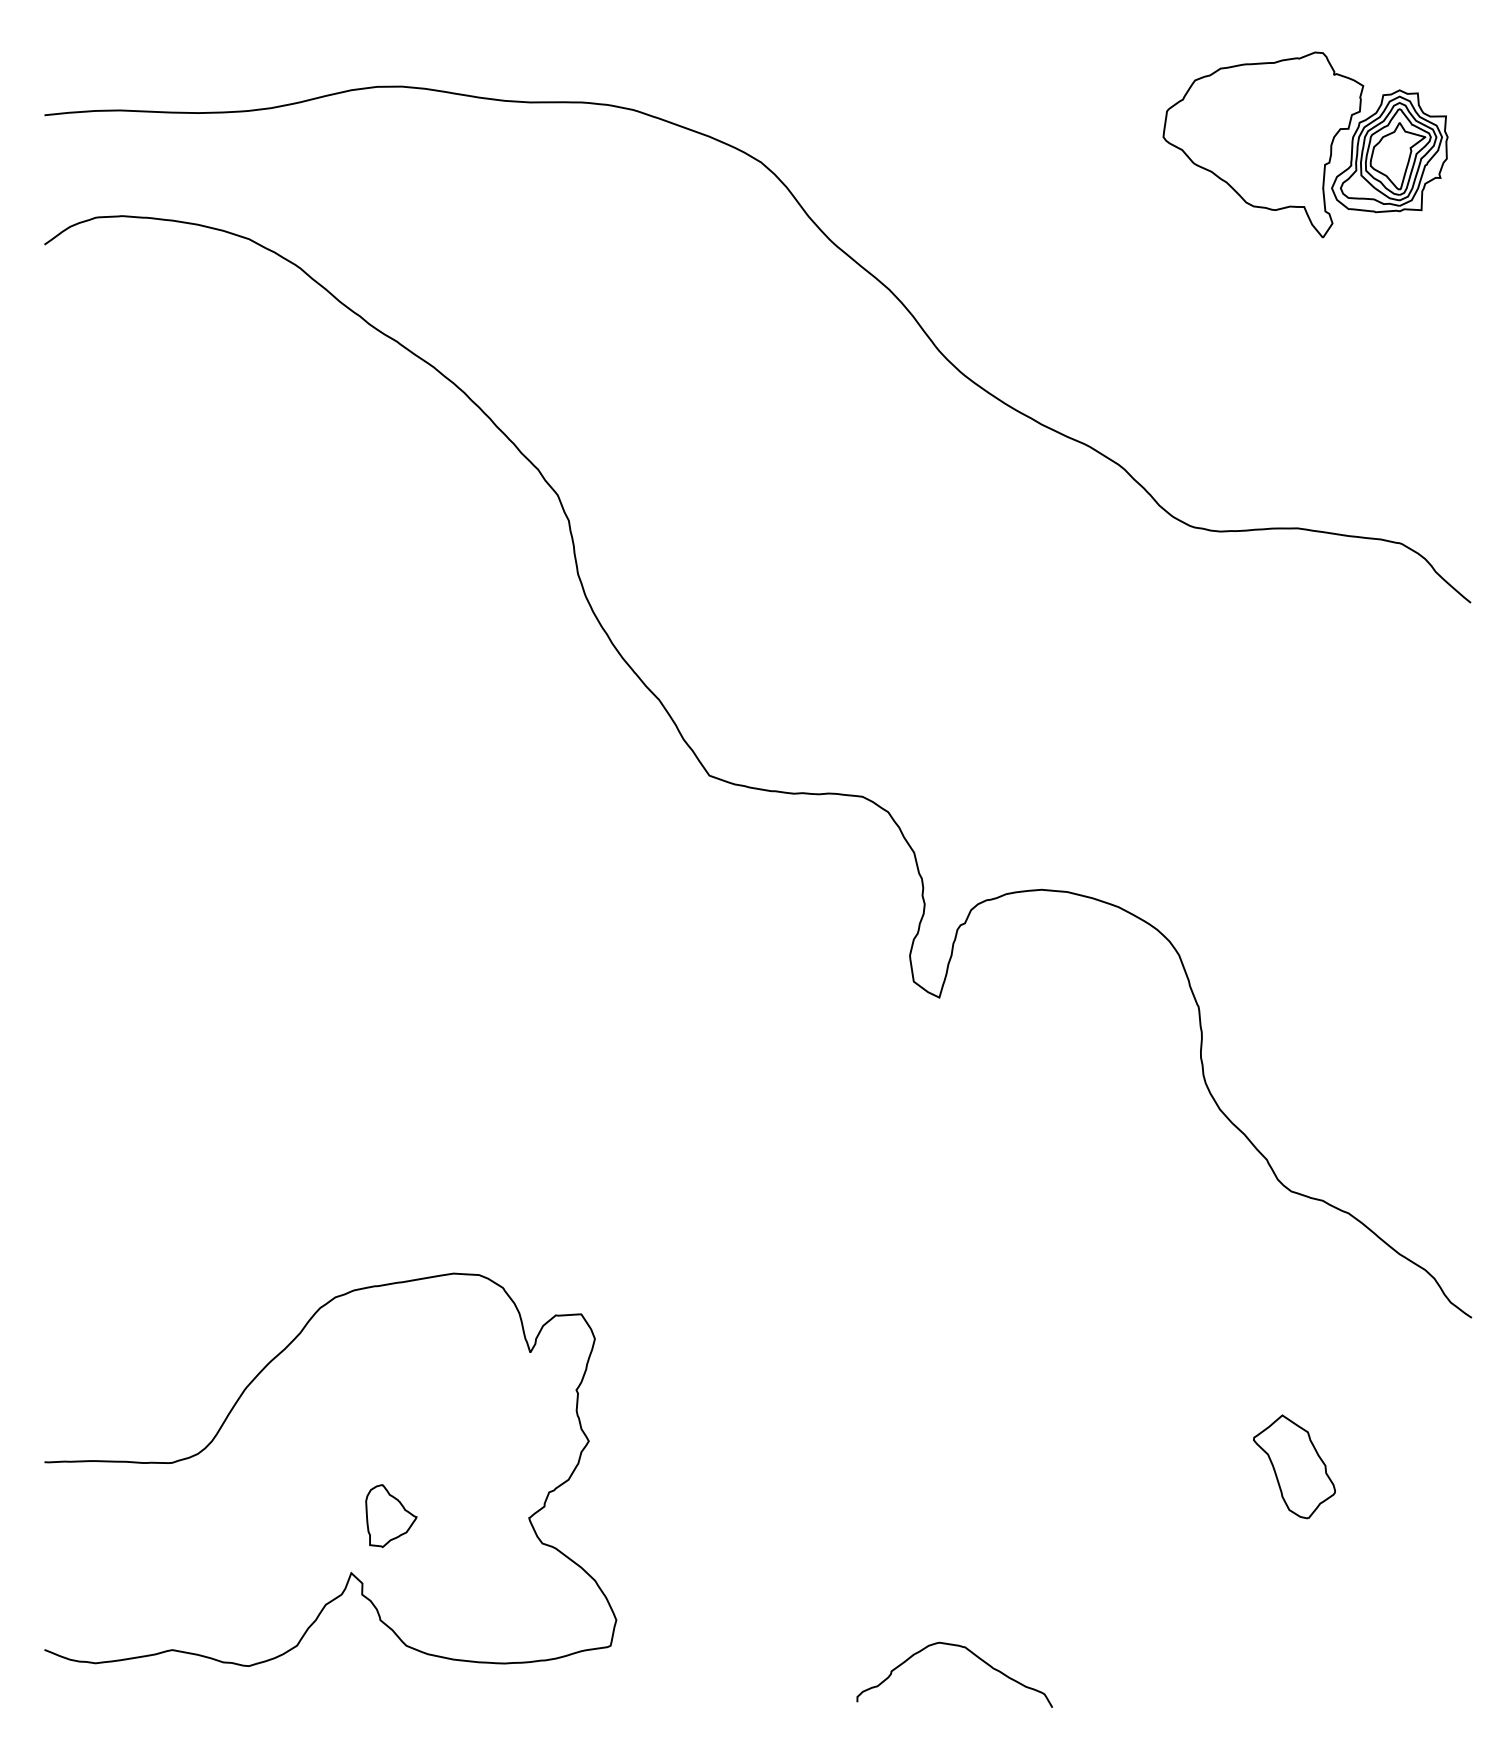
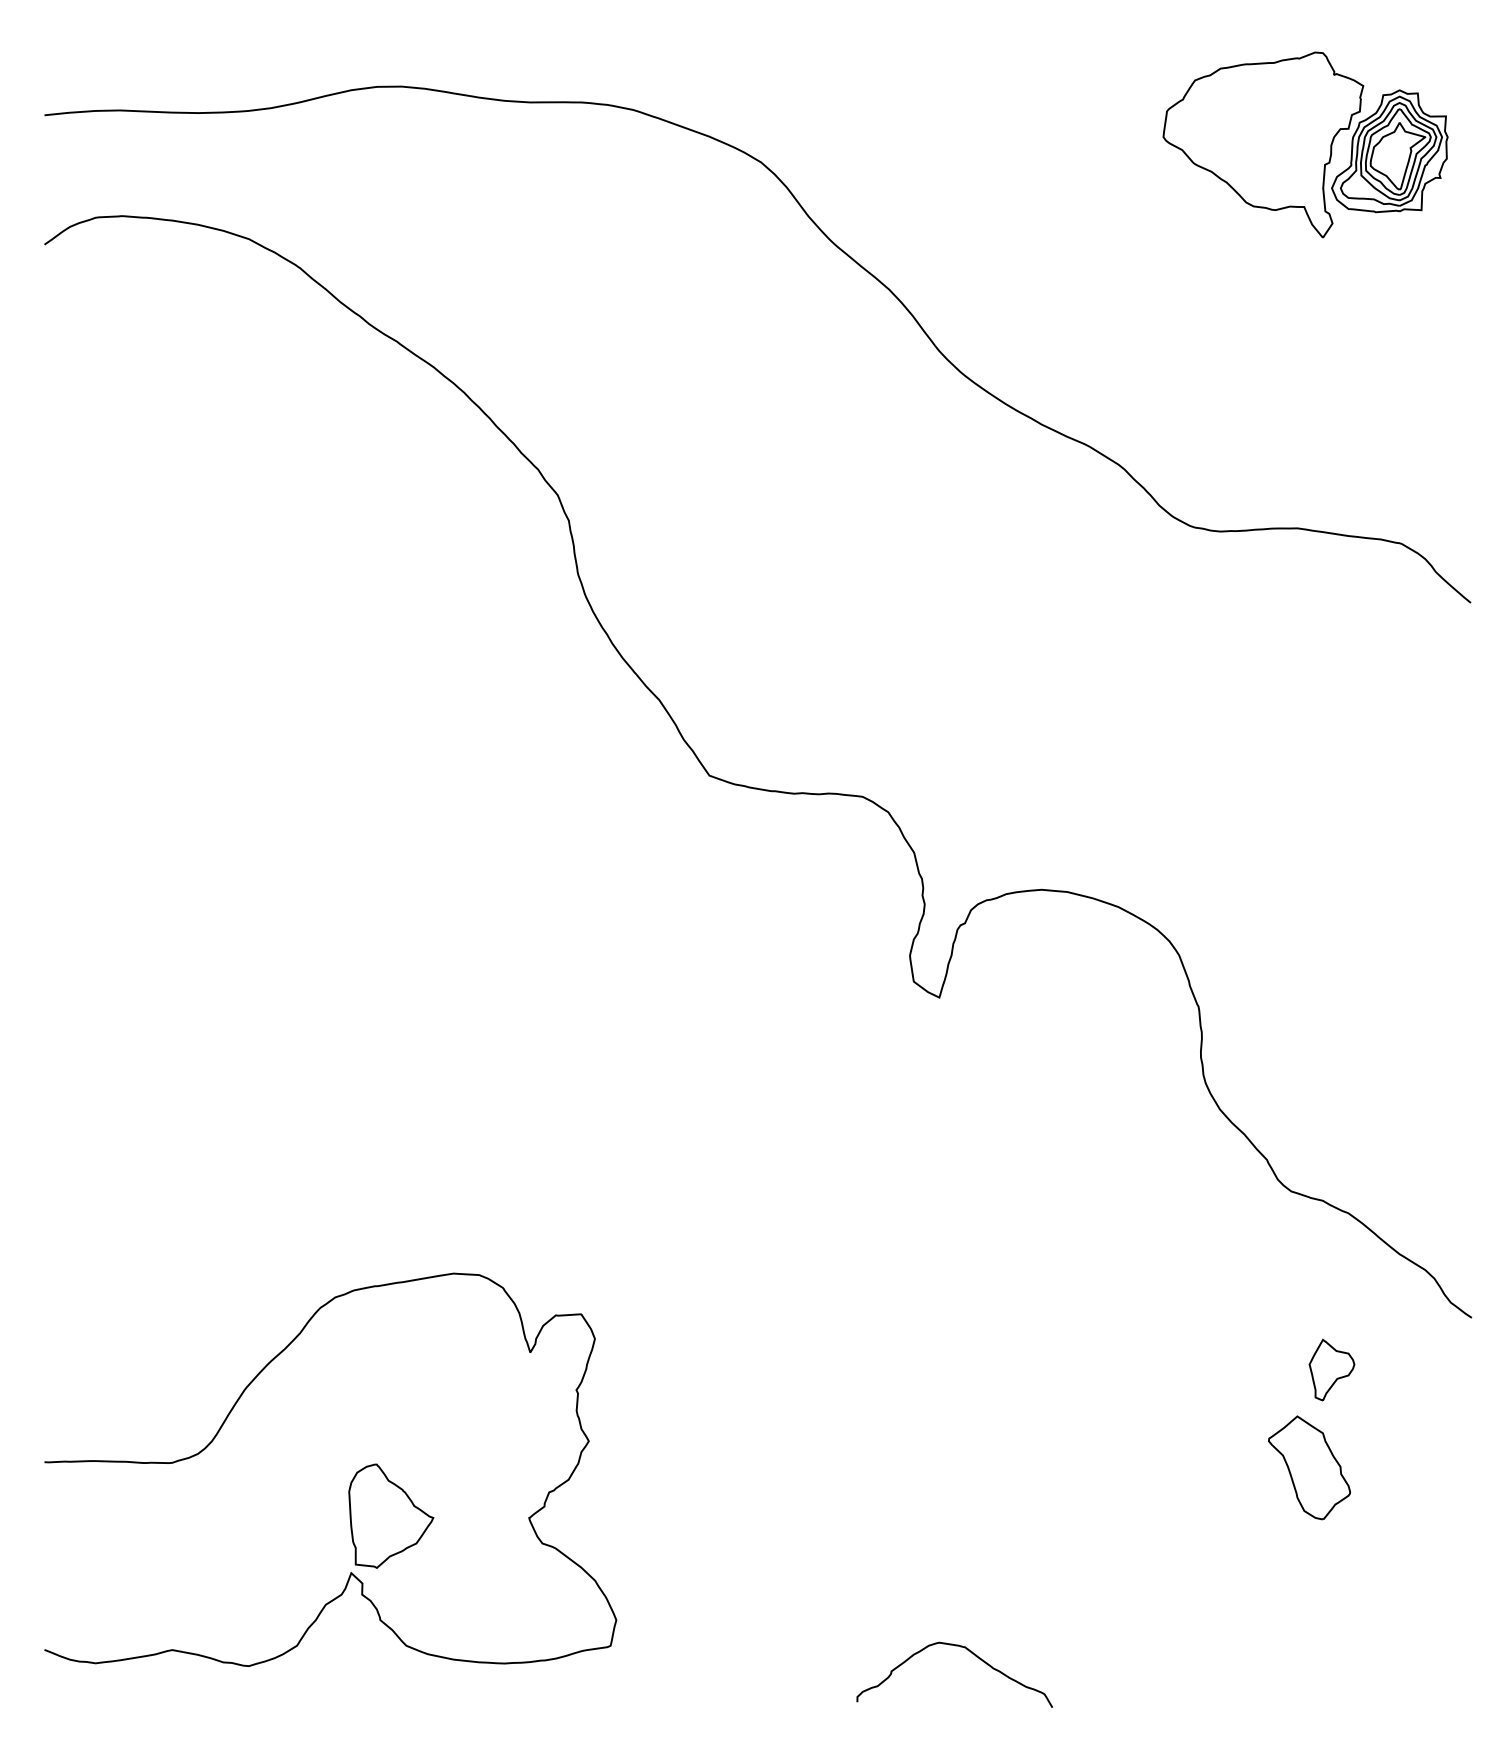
part: none -> present (1331, 1369)
part position: (1294, 1466) -> (1309, 1467) (1309, 1467)
part size: 53x65 px -> 87x106 px (391, 1515)
